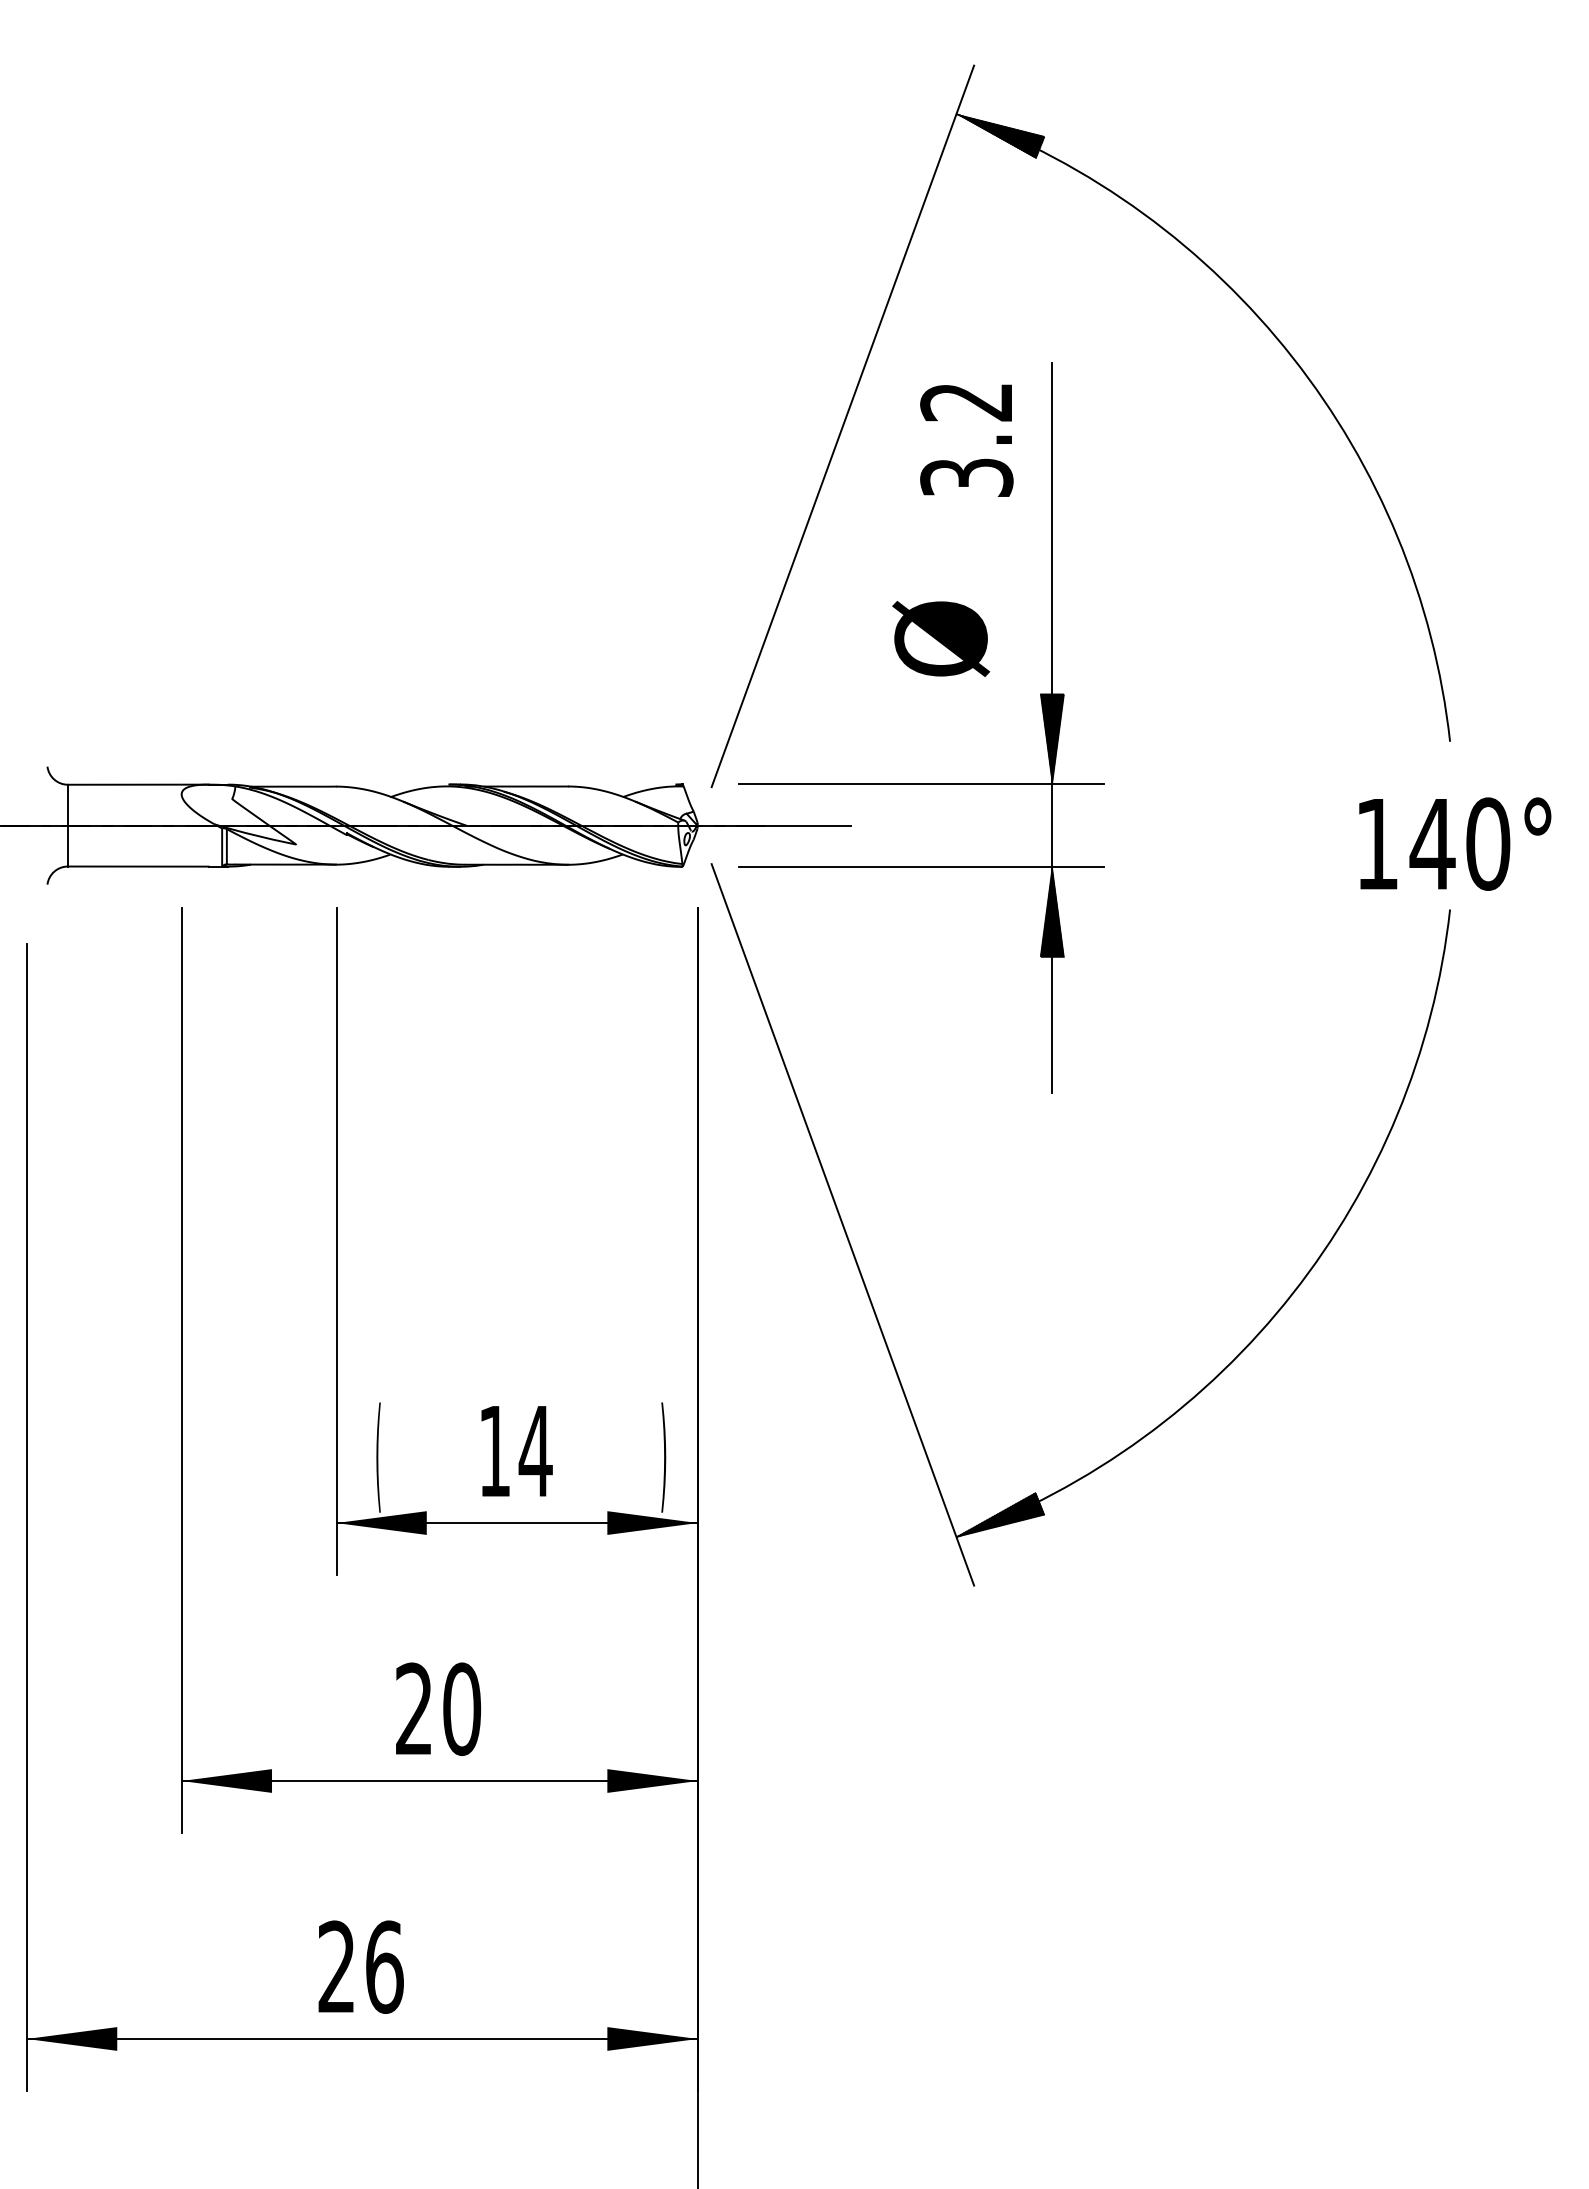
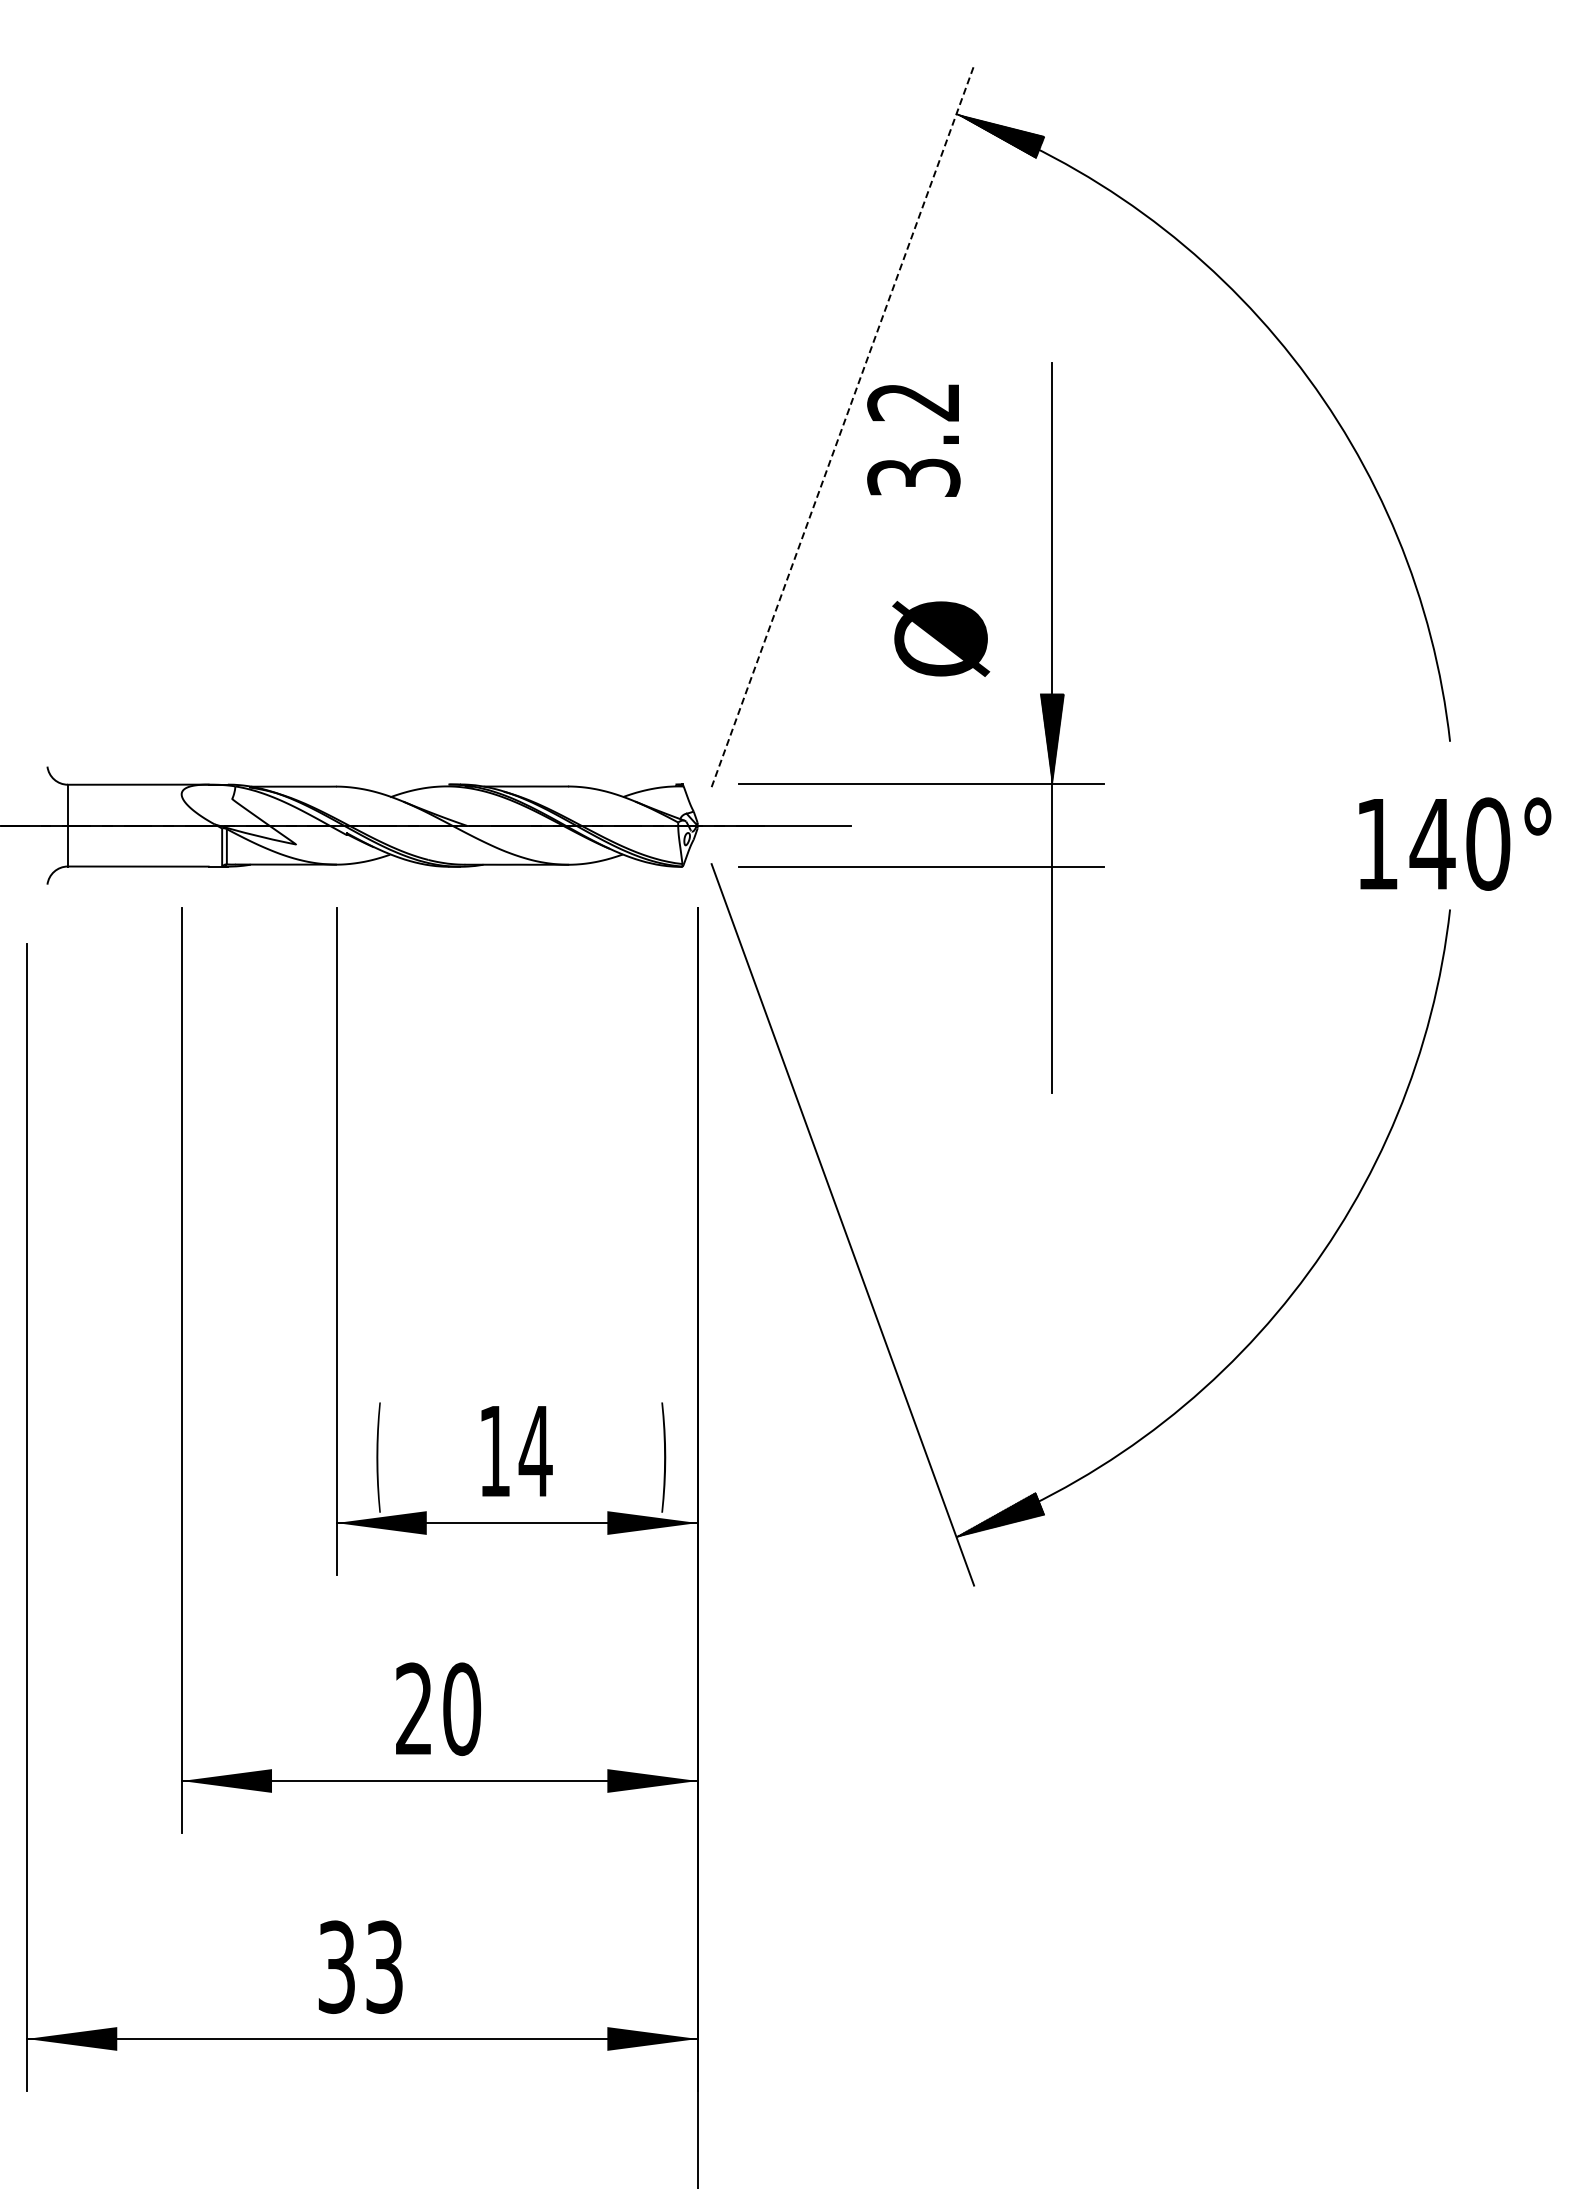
line: solid -> dashed (842, 426)
text position: (966, 440) -> (913, 440) (913, 440)
hatch: present -> none (1052, 912)
text: 26 -> 33 (360, 1966)
